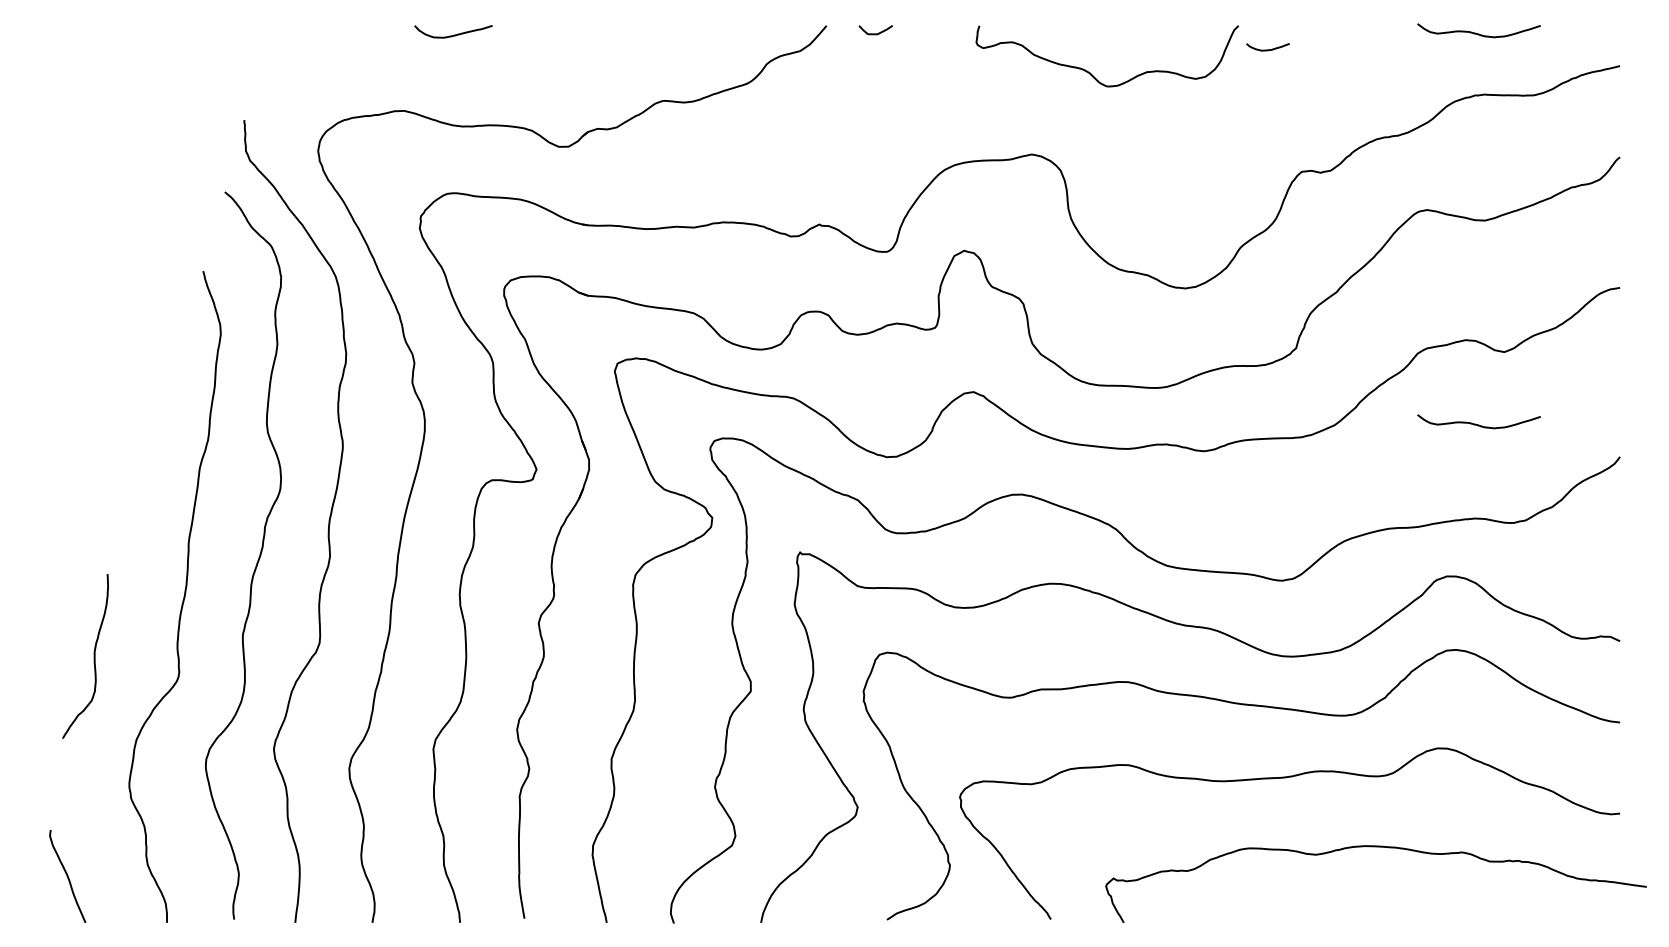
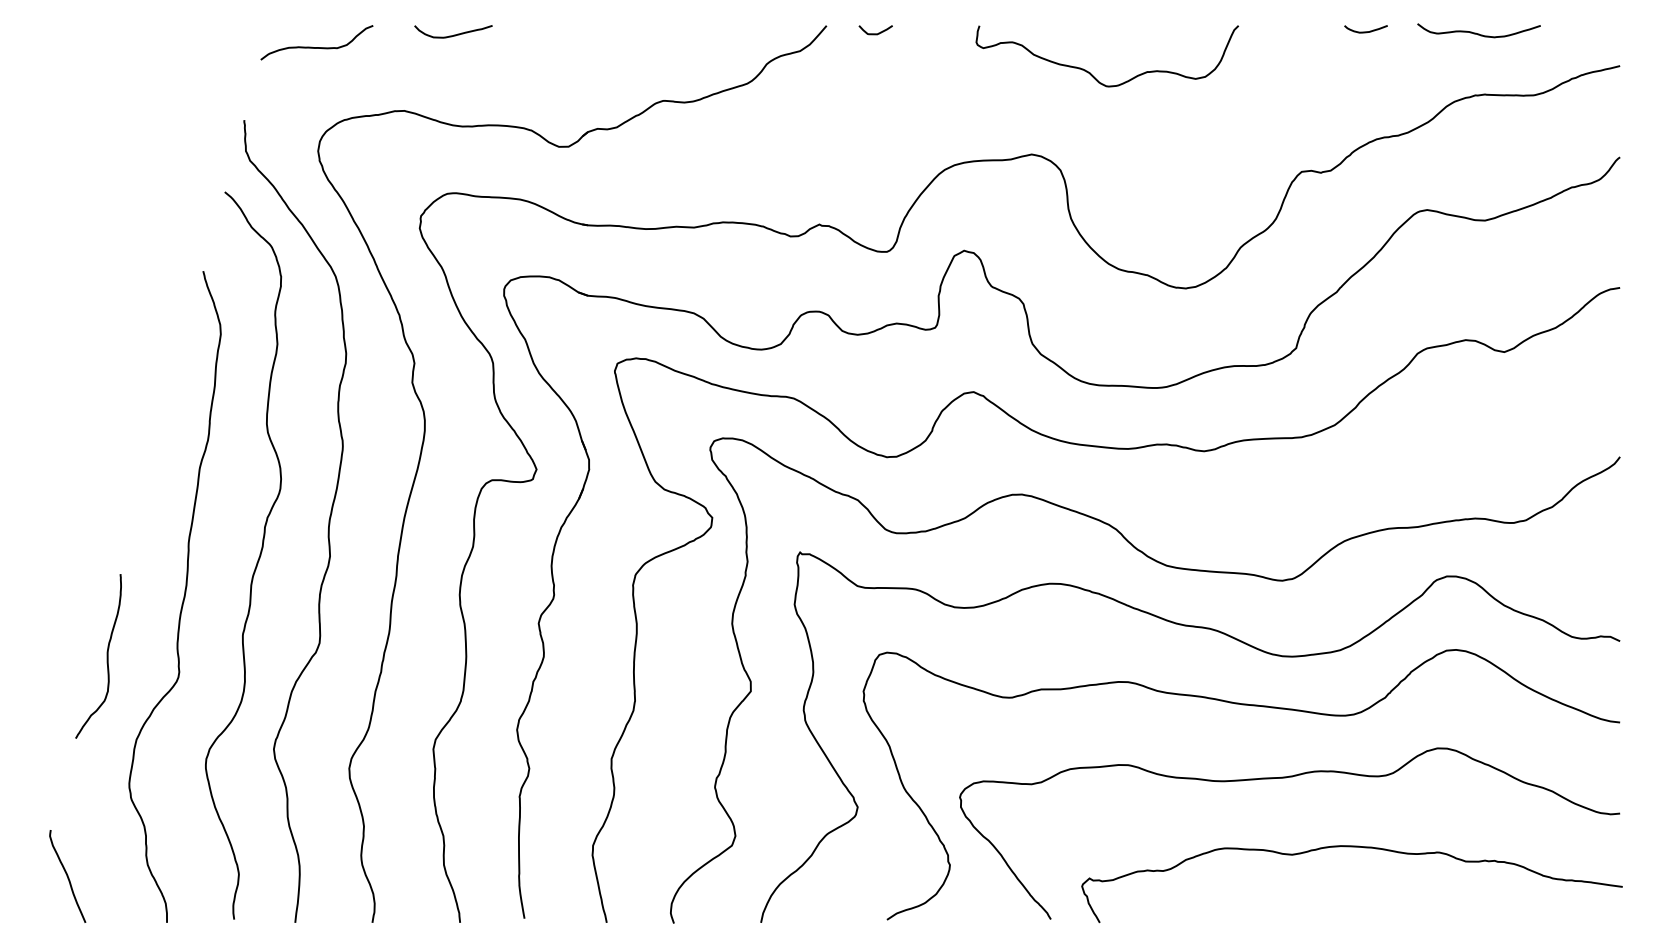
curve: none -> present (316, 47)
curve position: (1267, 49) -> (1365, 31) (1365, 31)
curve: present -> none (1478, 424)
curve position: (93, 656) -> (106, 656) (106, 656)
curve position: (1375, 847) -> (1351, 847) (1351, 847)
